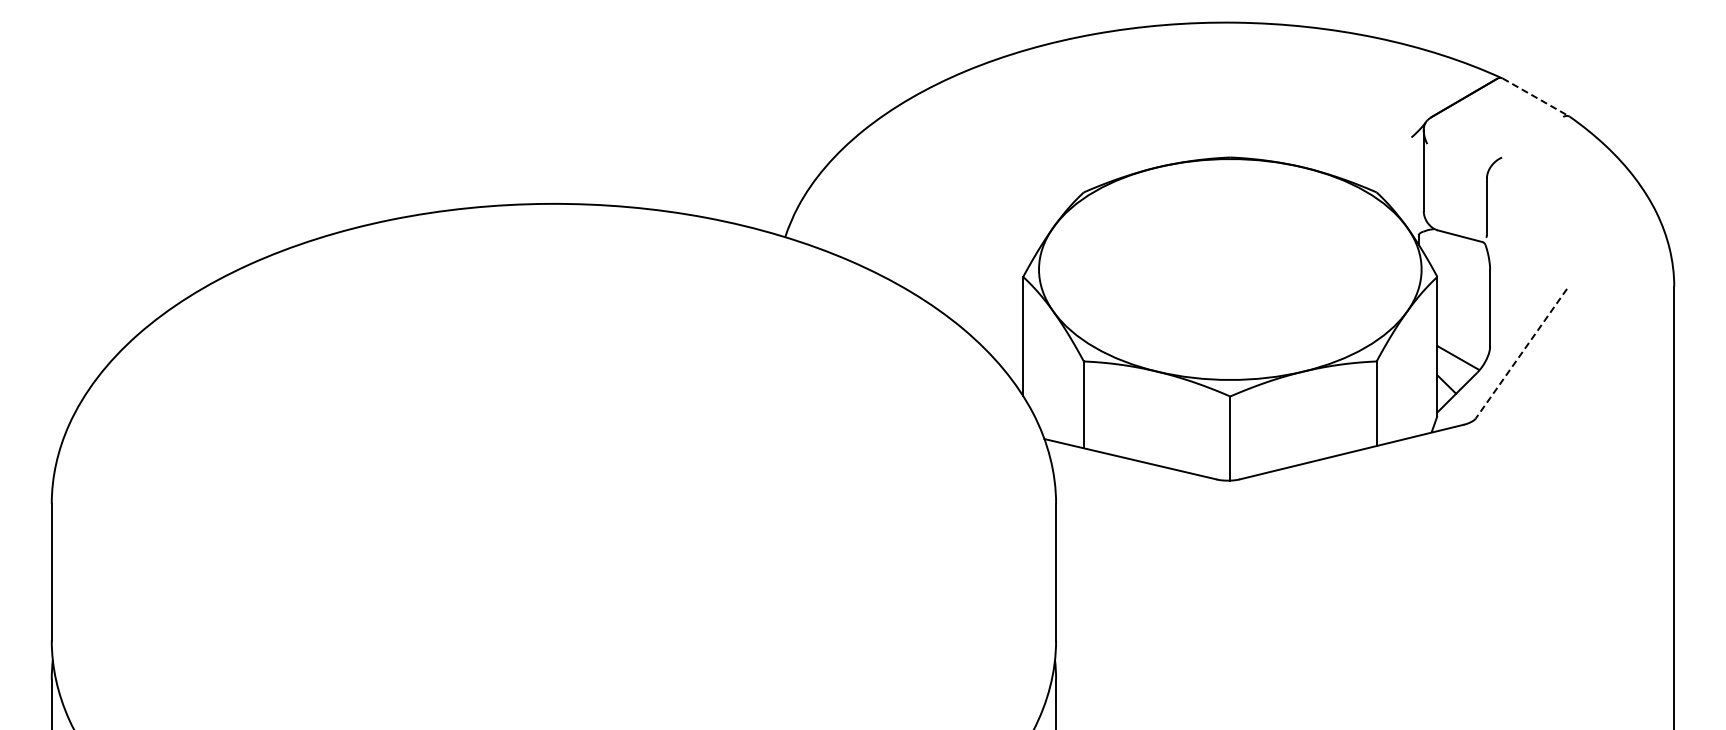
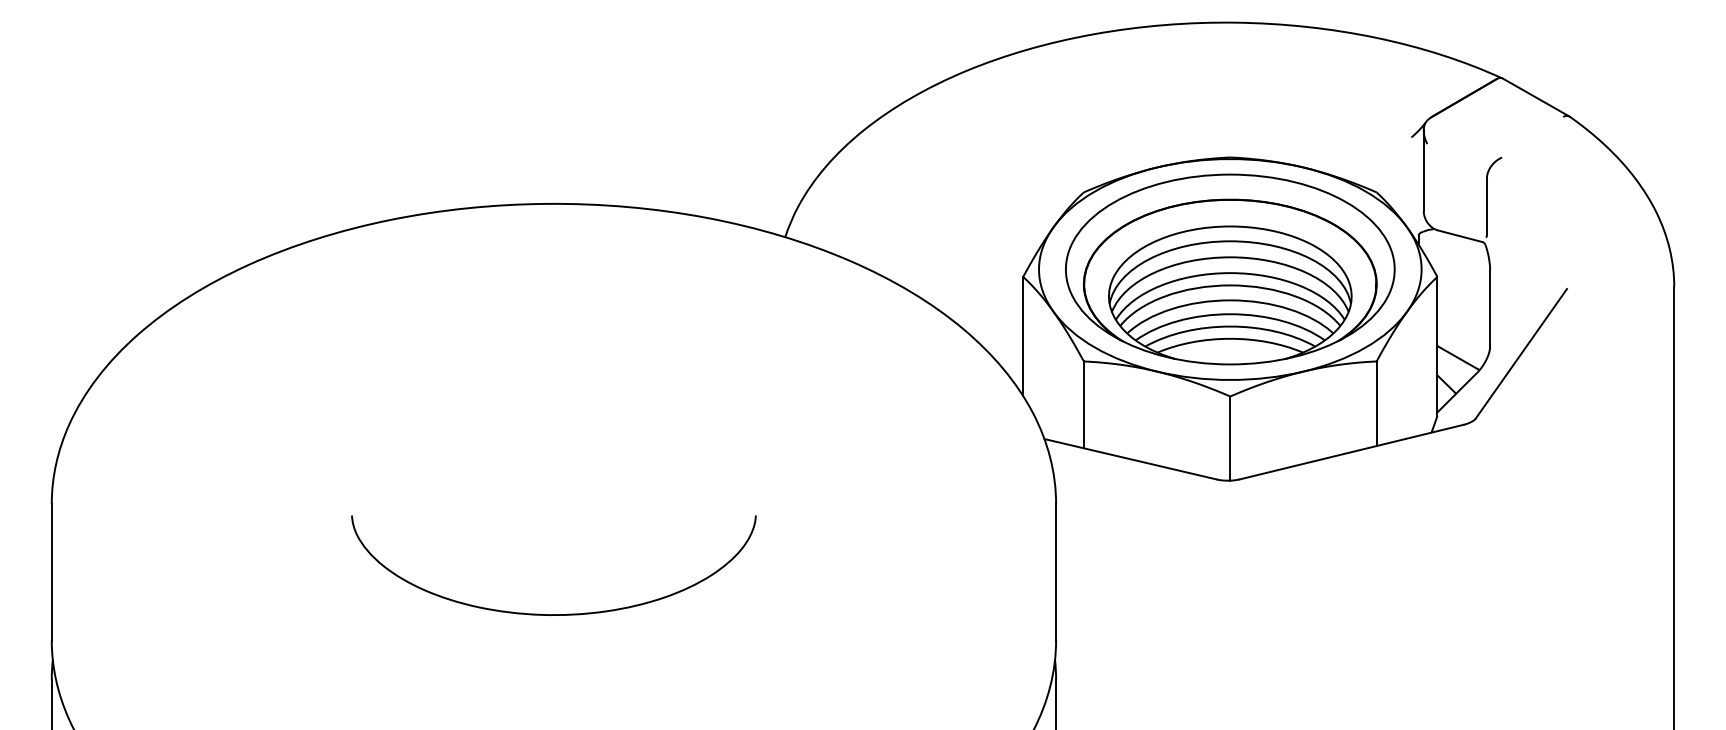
line: dashed -> solid (1536, 97)
part: none -> present (1230, 269)
line: dashed -> solid (1521, 354)
curve: none -> present (553, 614)
